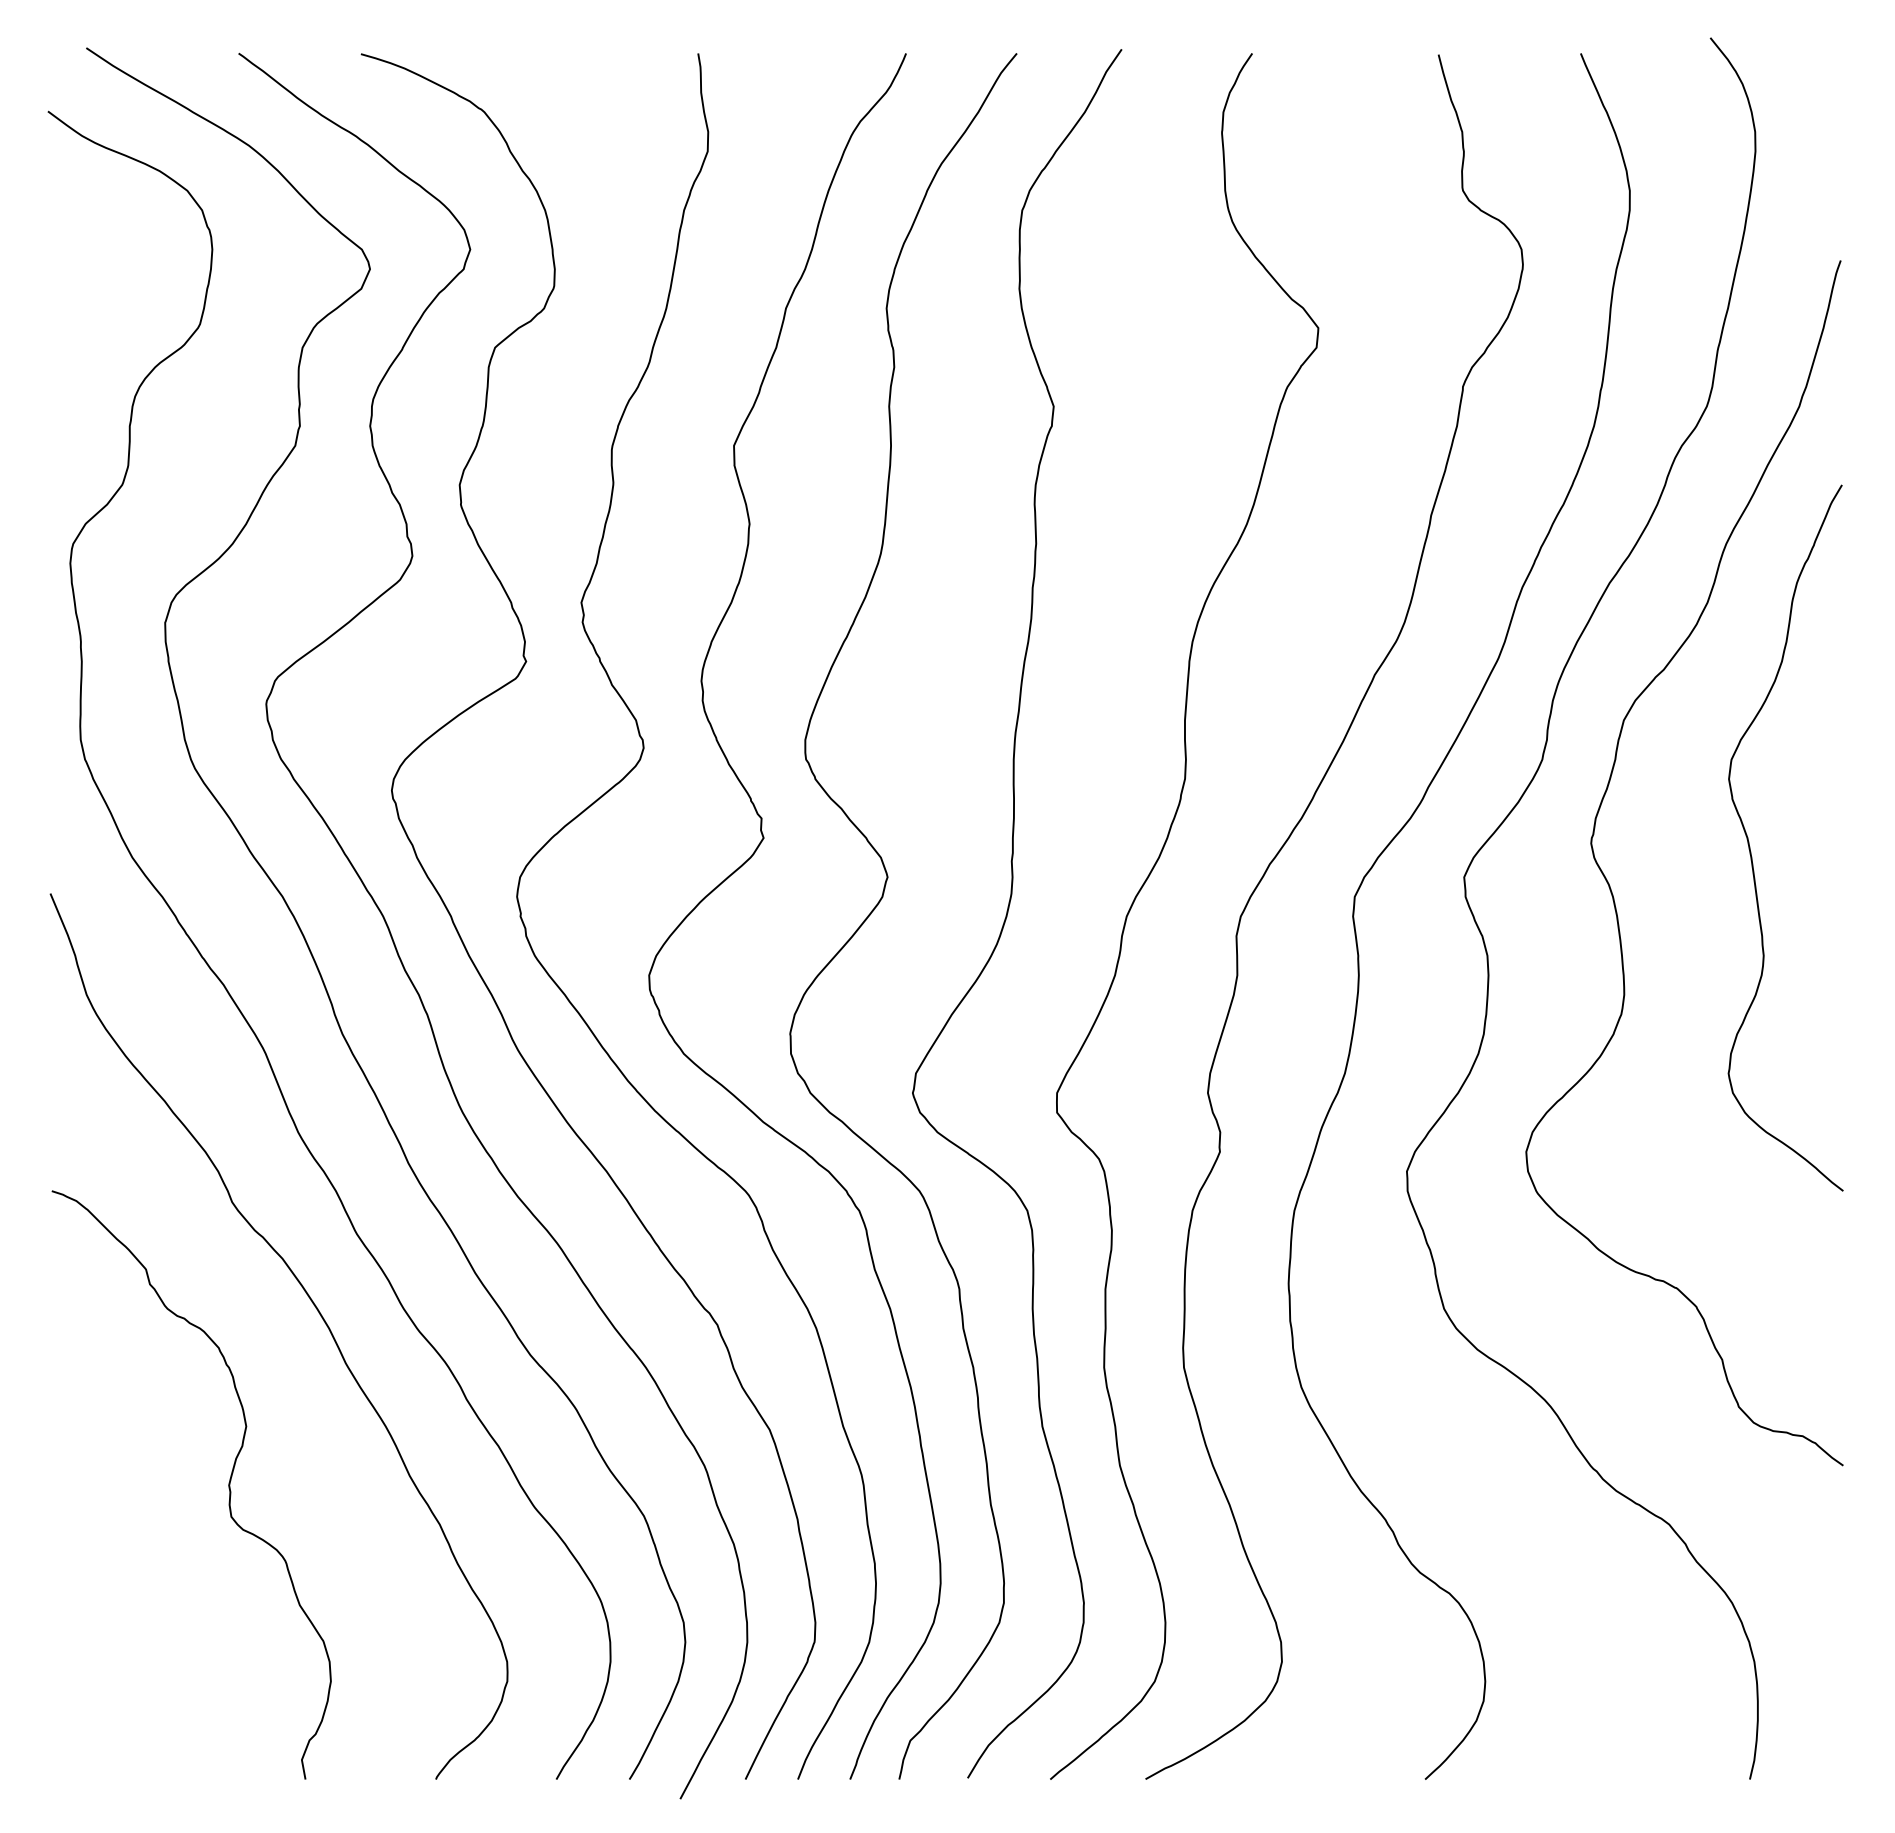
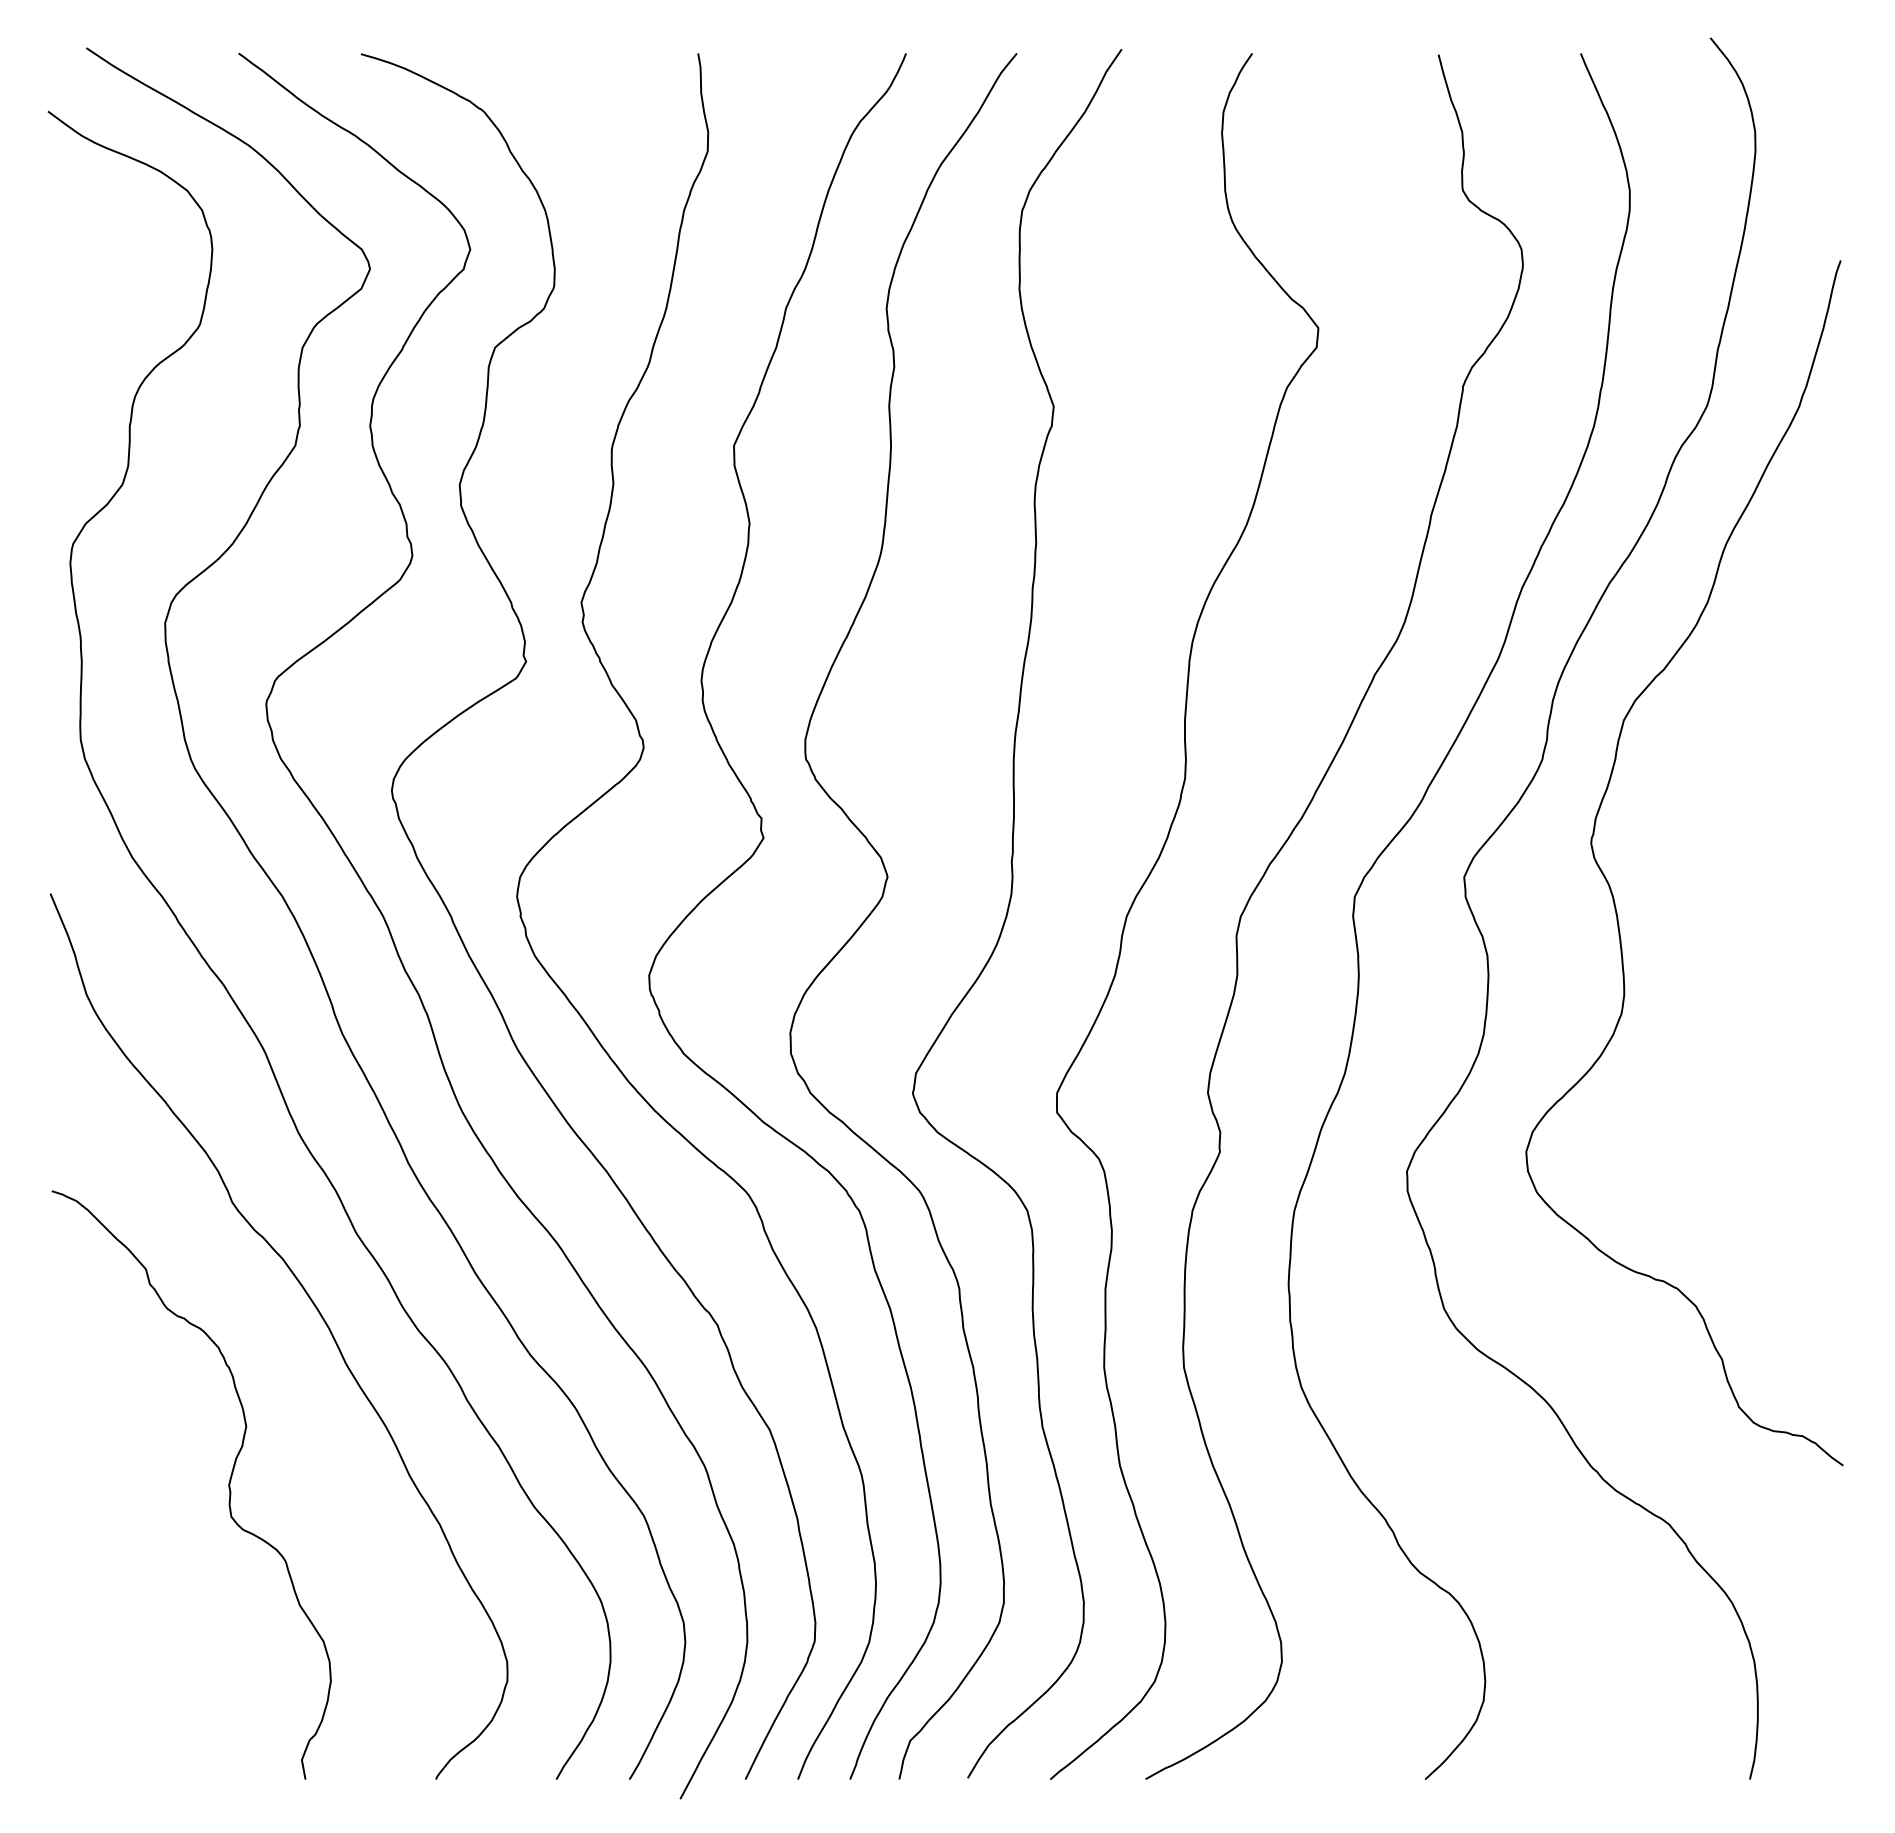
curve: present -> none (1750, 846)
